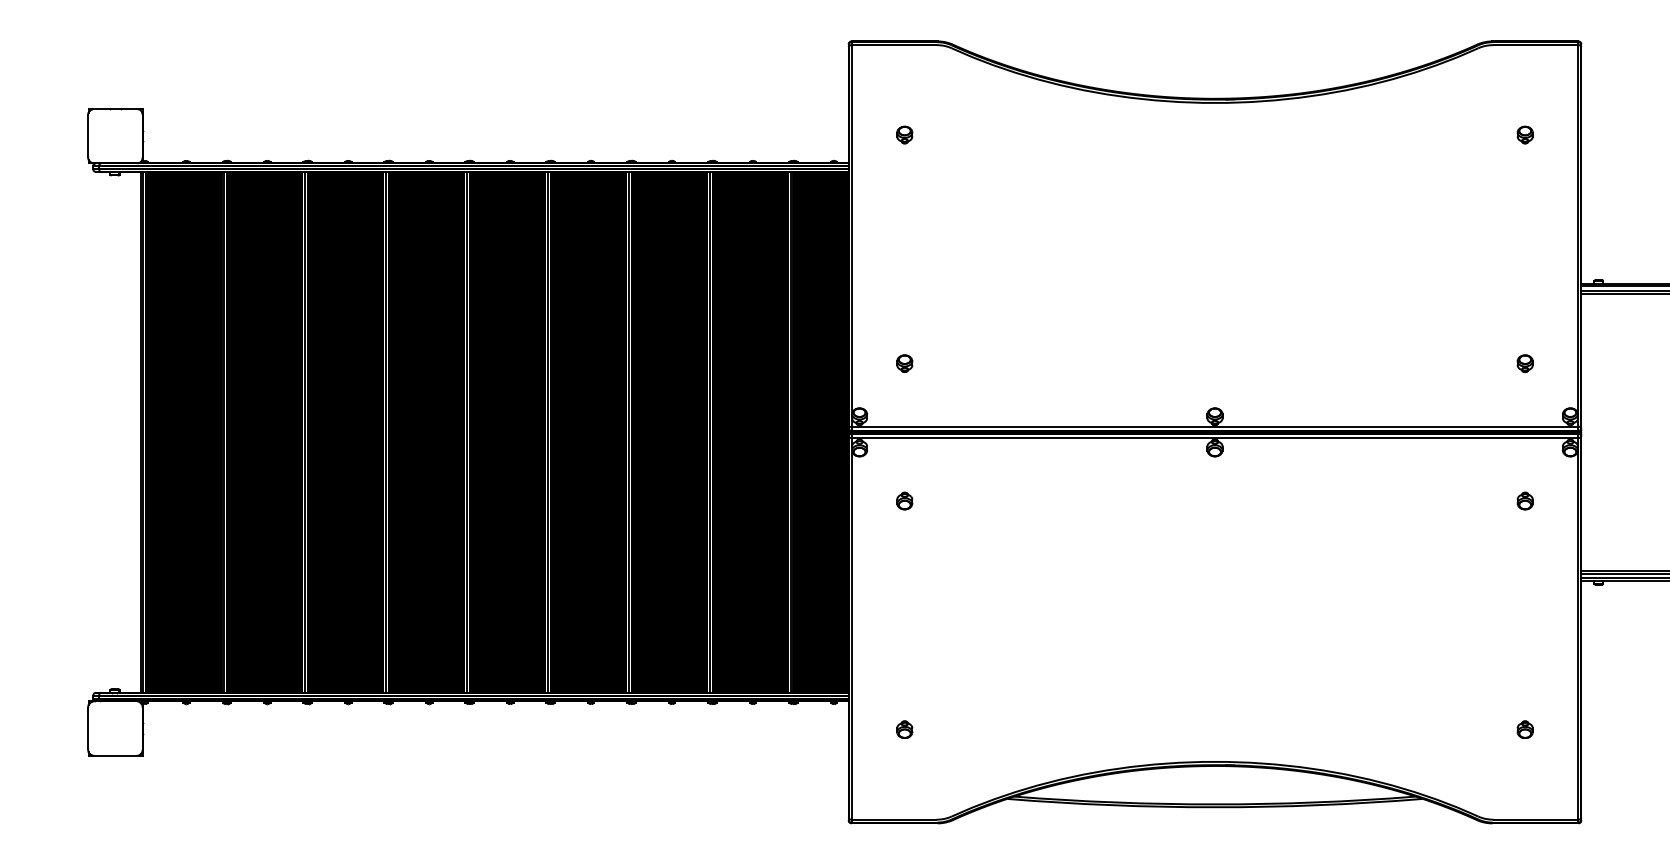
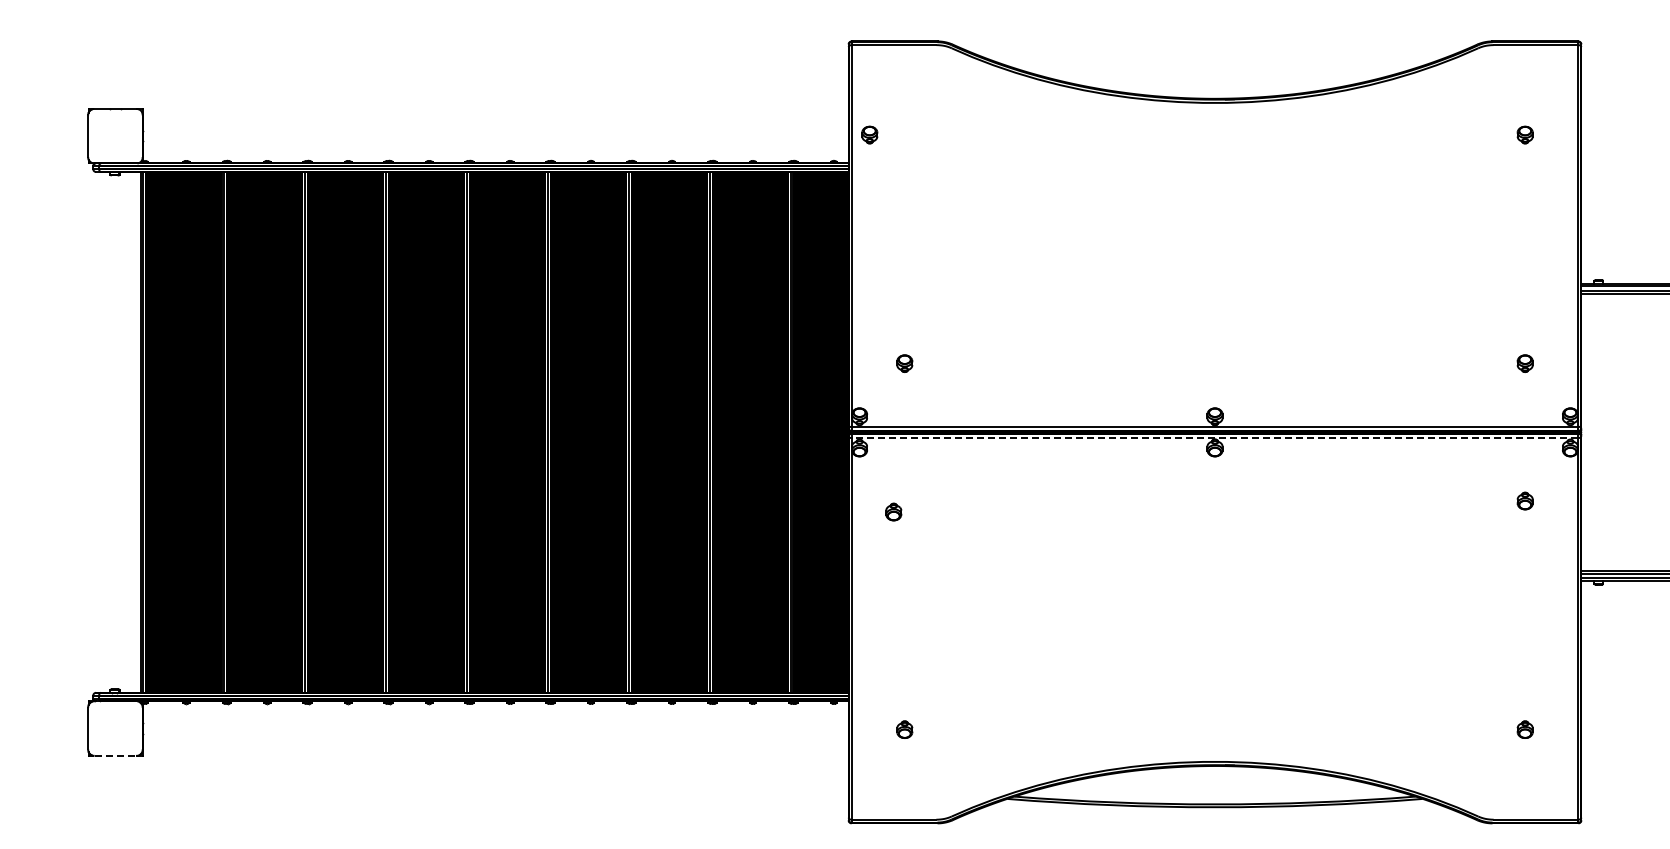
part position: (904, 134) -> (869, 134) (869, 134)
line: solid -> dashed (1214, 438)
part position: (904, 500) -> (893, 511) (893, 511)
line: solid -> dashed (115, 755)
